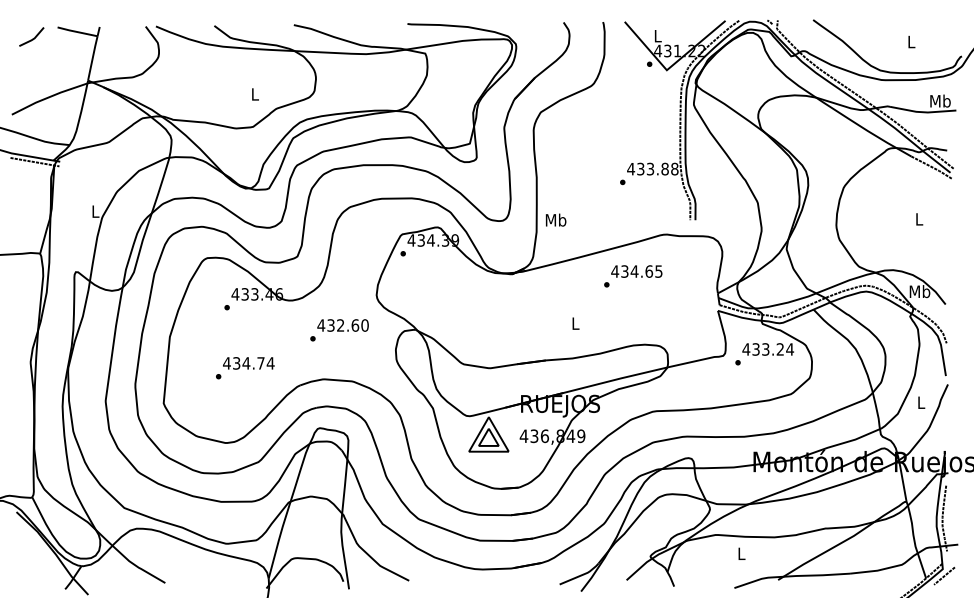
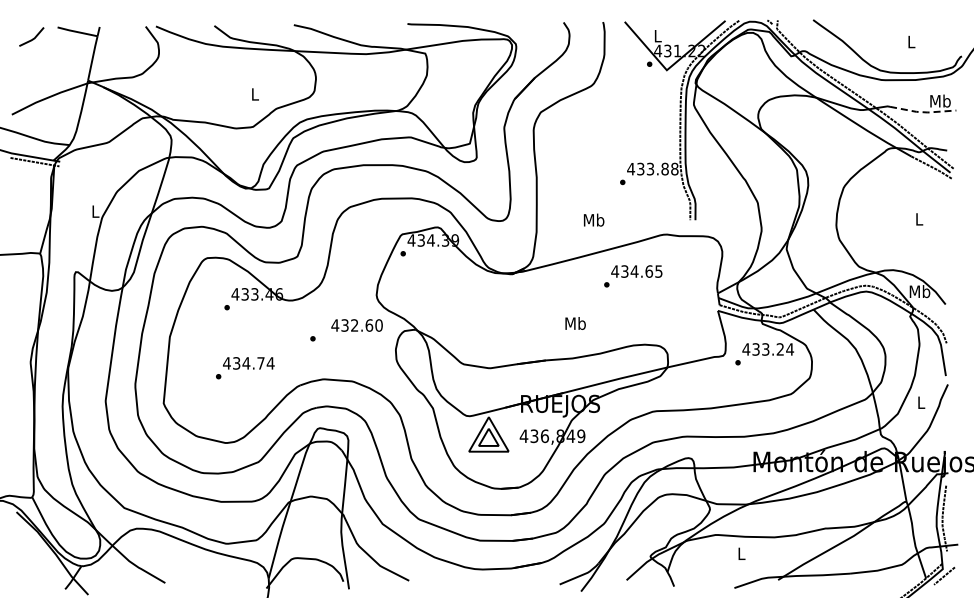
line: solid -> dashed (923, 112)
text position: (555, 219) -> (593, 219) (593, 219)
text: L -> Mb (575, 323)
text position: (342, 325) -> (356, 325) (356, 325)
